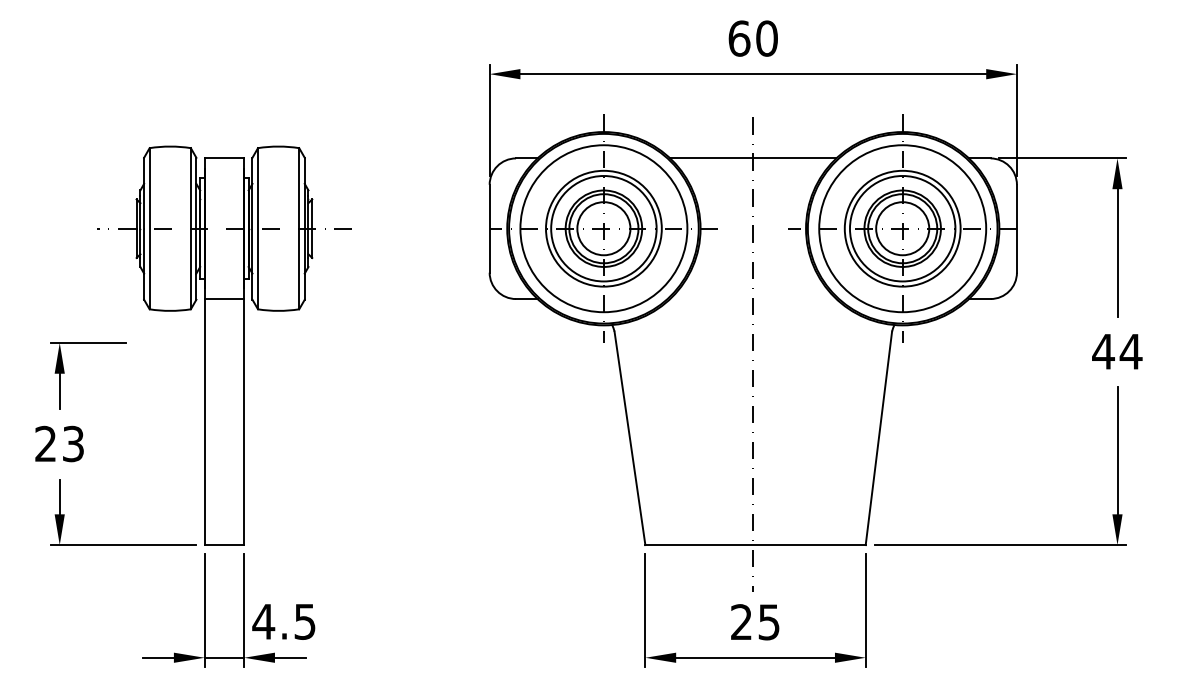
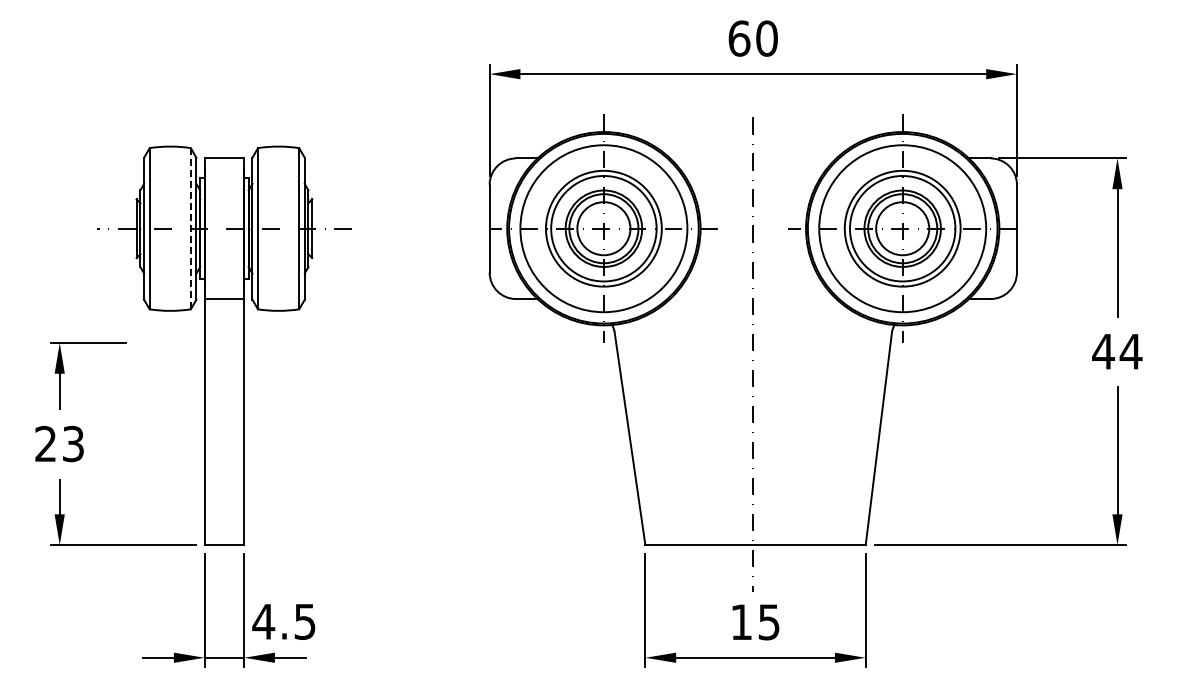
line: present -> none (753, 158)
line: solid -> dashed (190, 228)
text: 25 -> 15 (741, 621)
